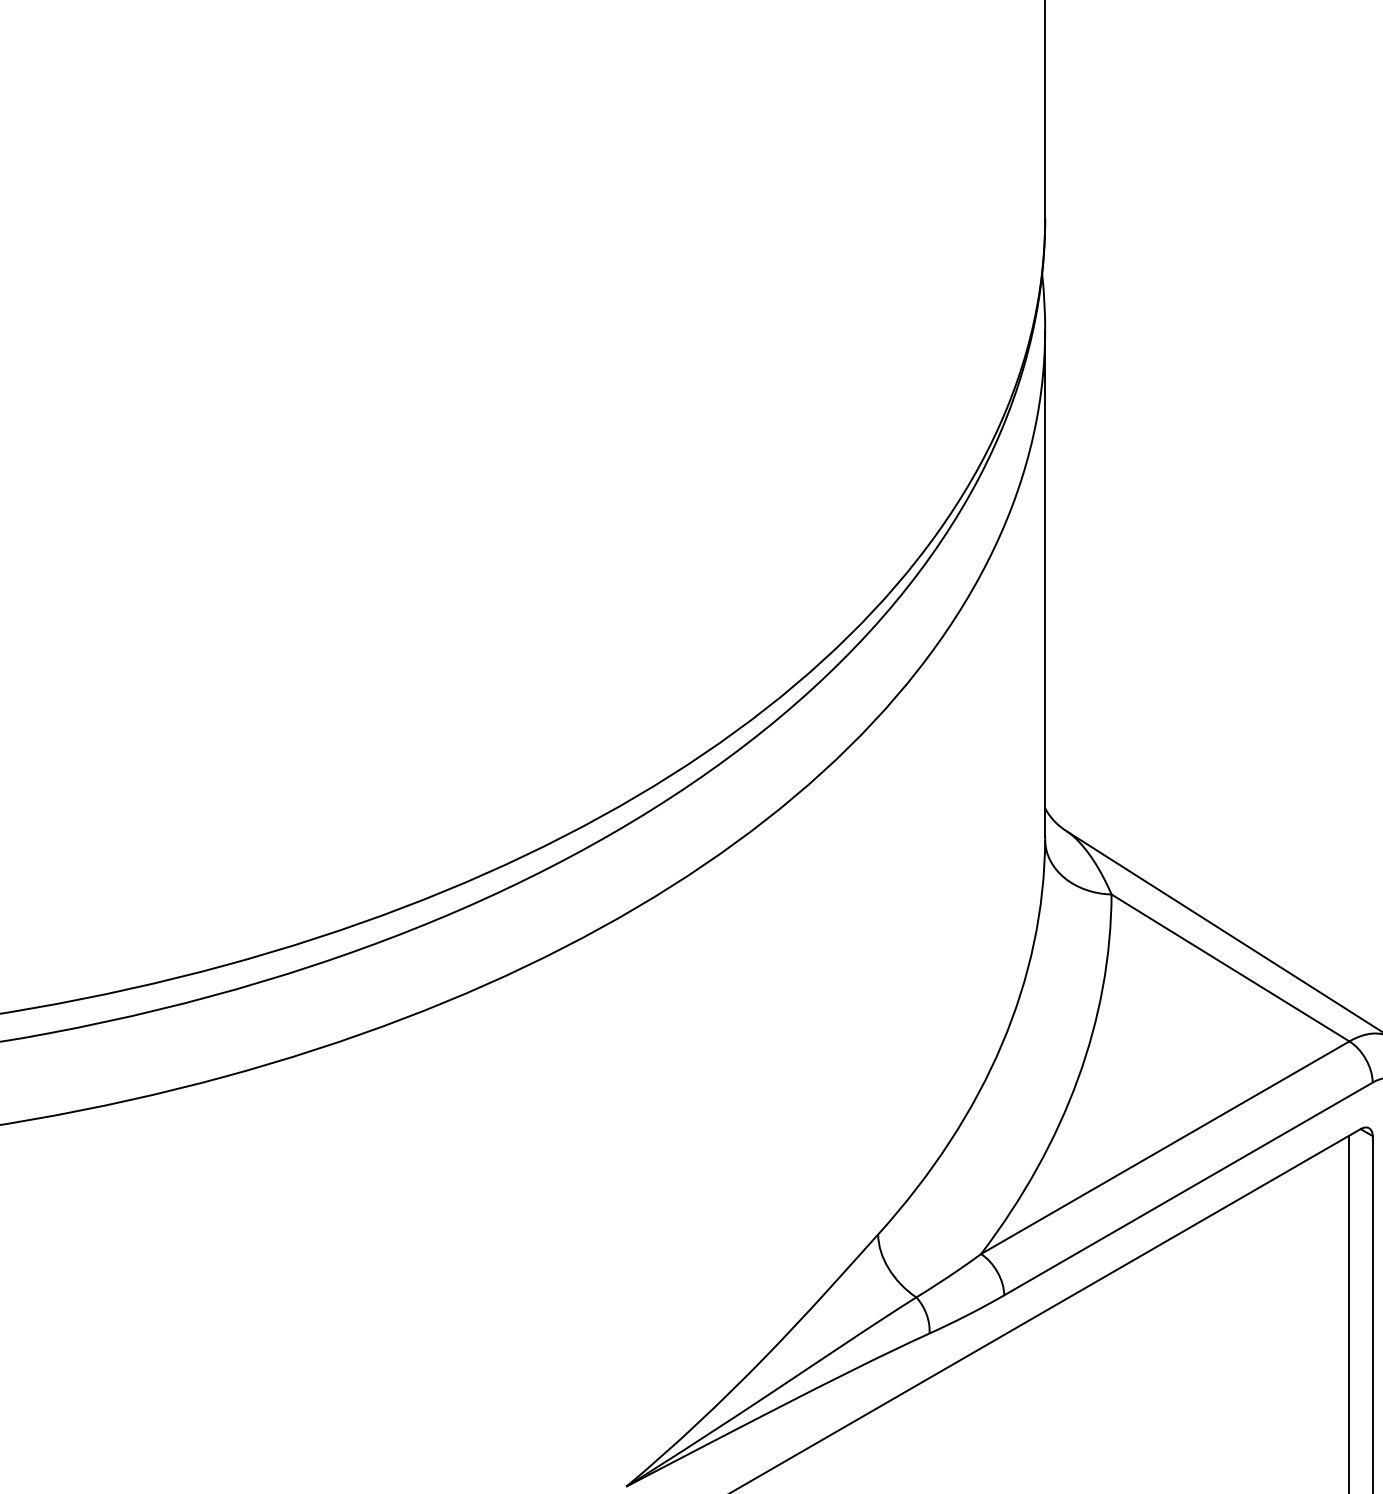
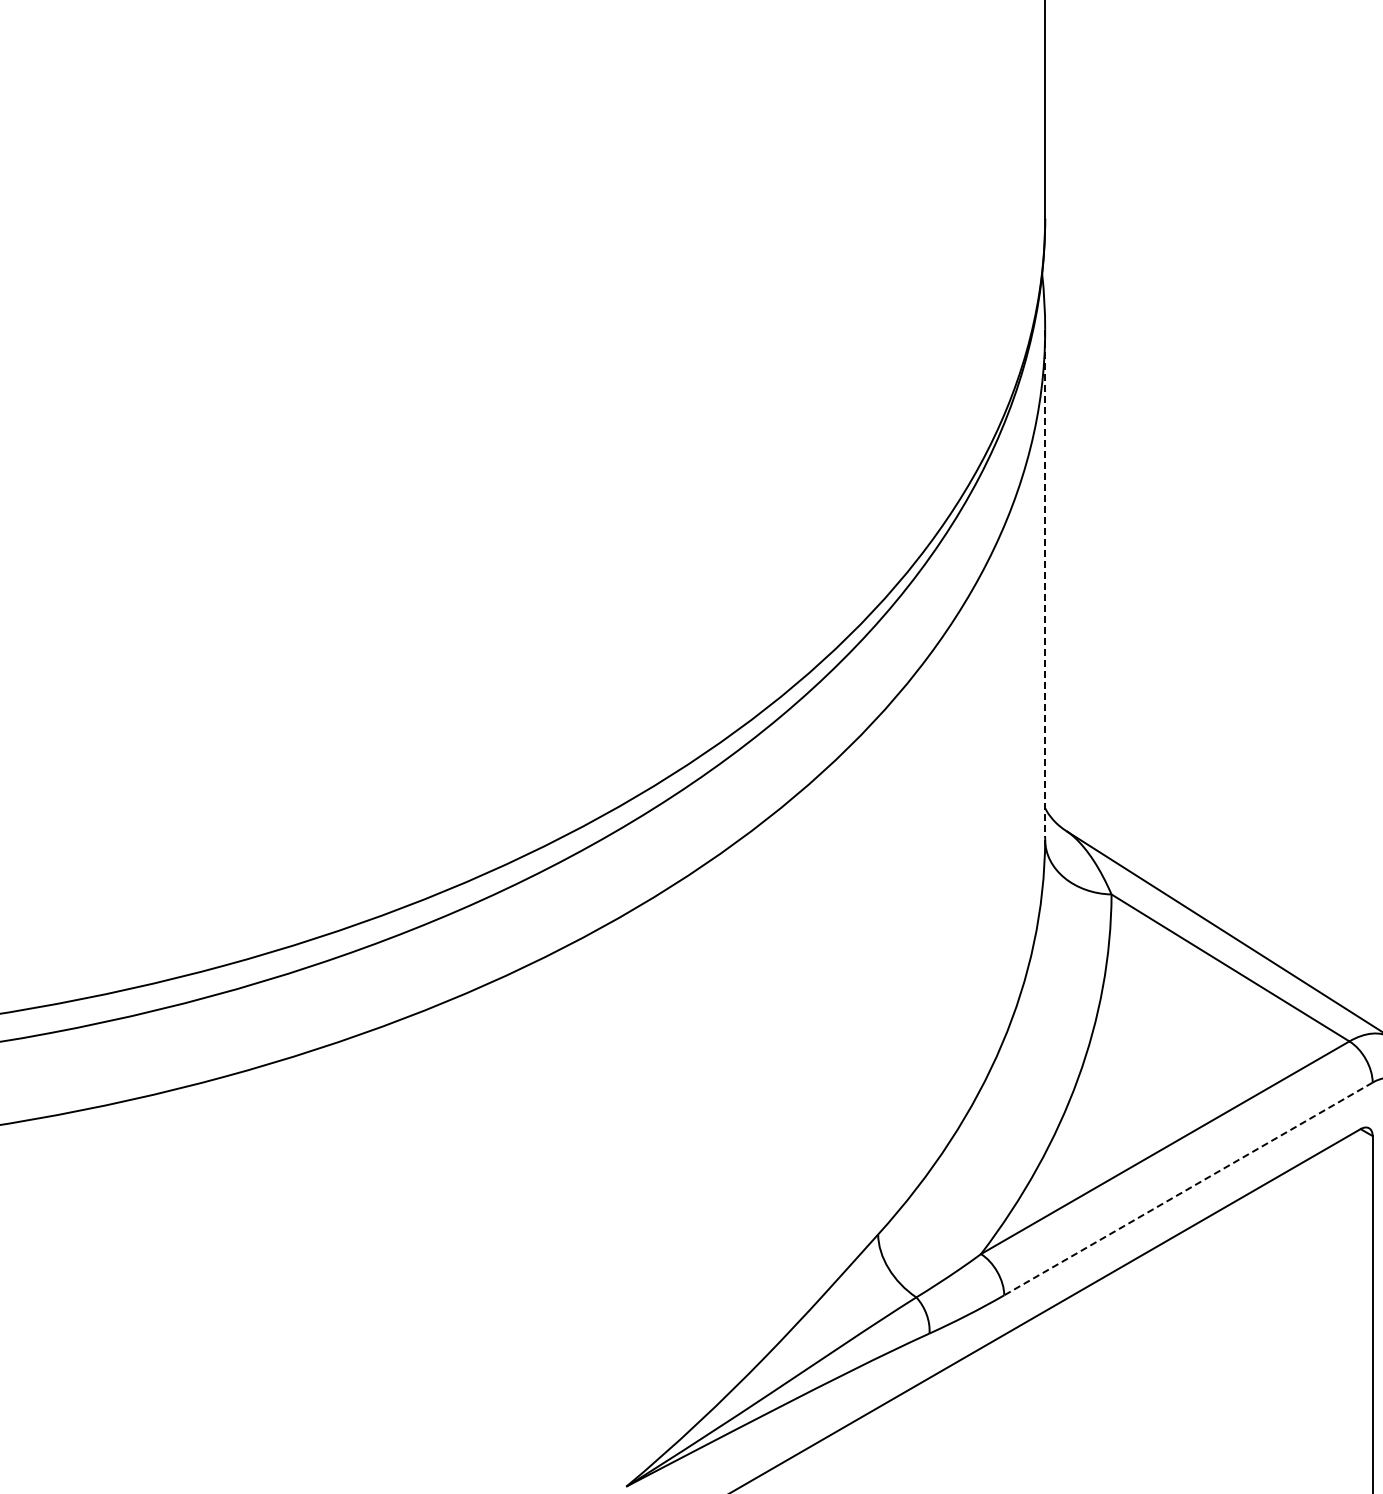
line: solid -> dashed (1045, 583)
line: solid -> dashed (1188, 1188)
line: present -> none (1348, 1313)
